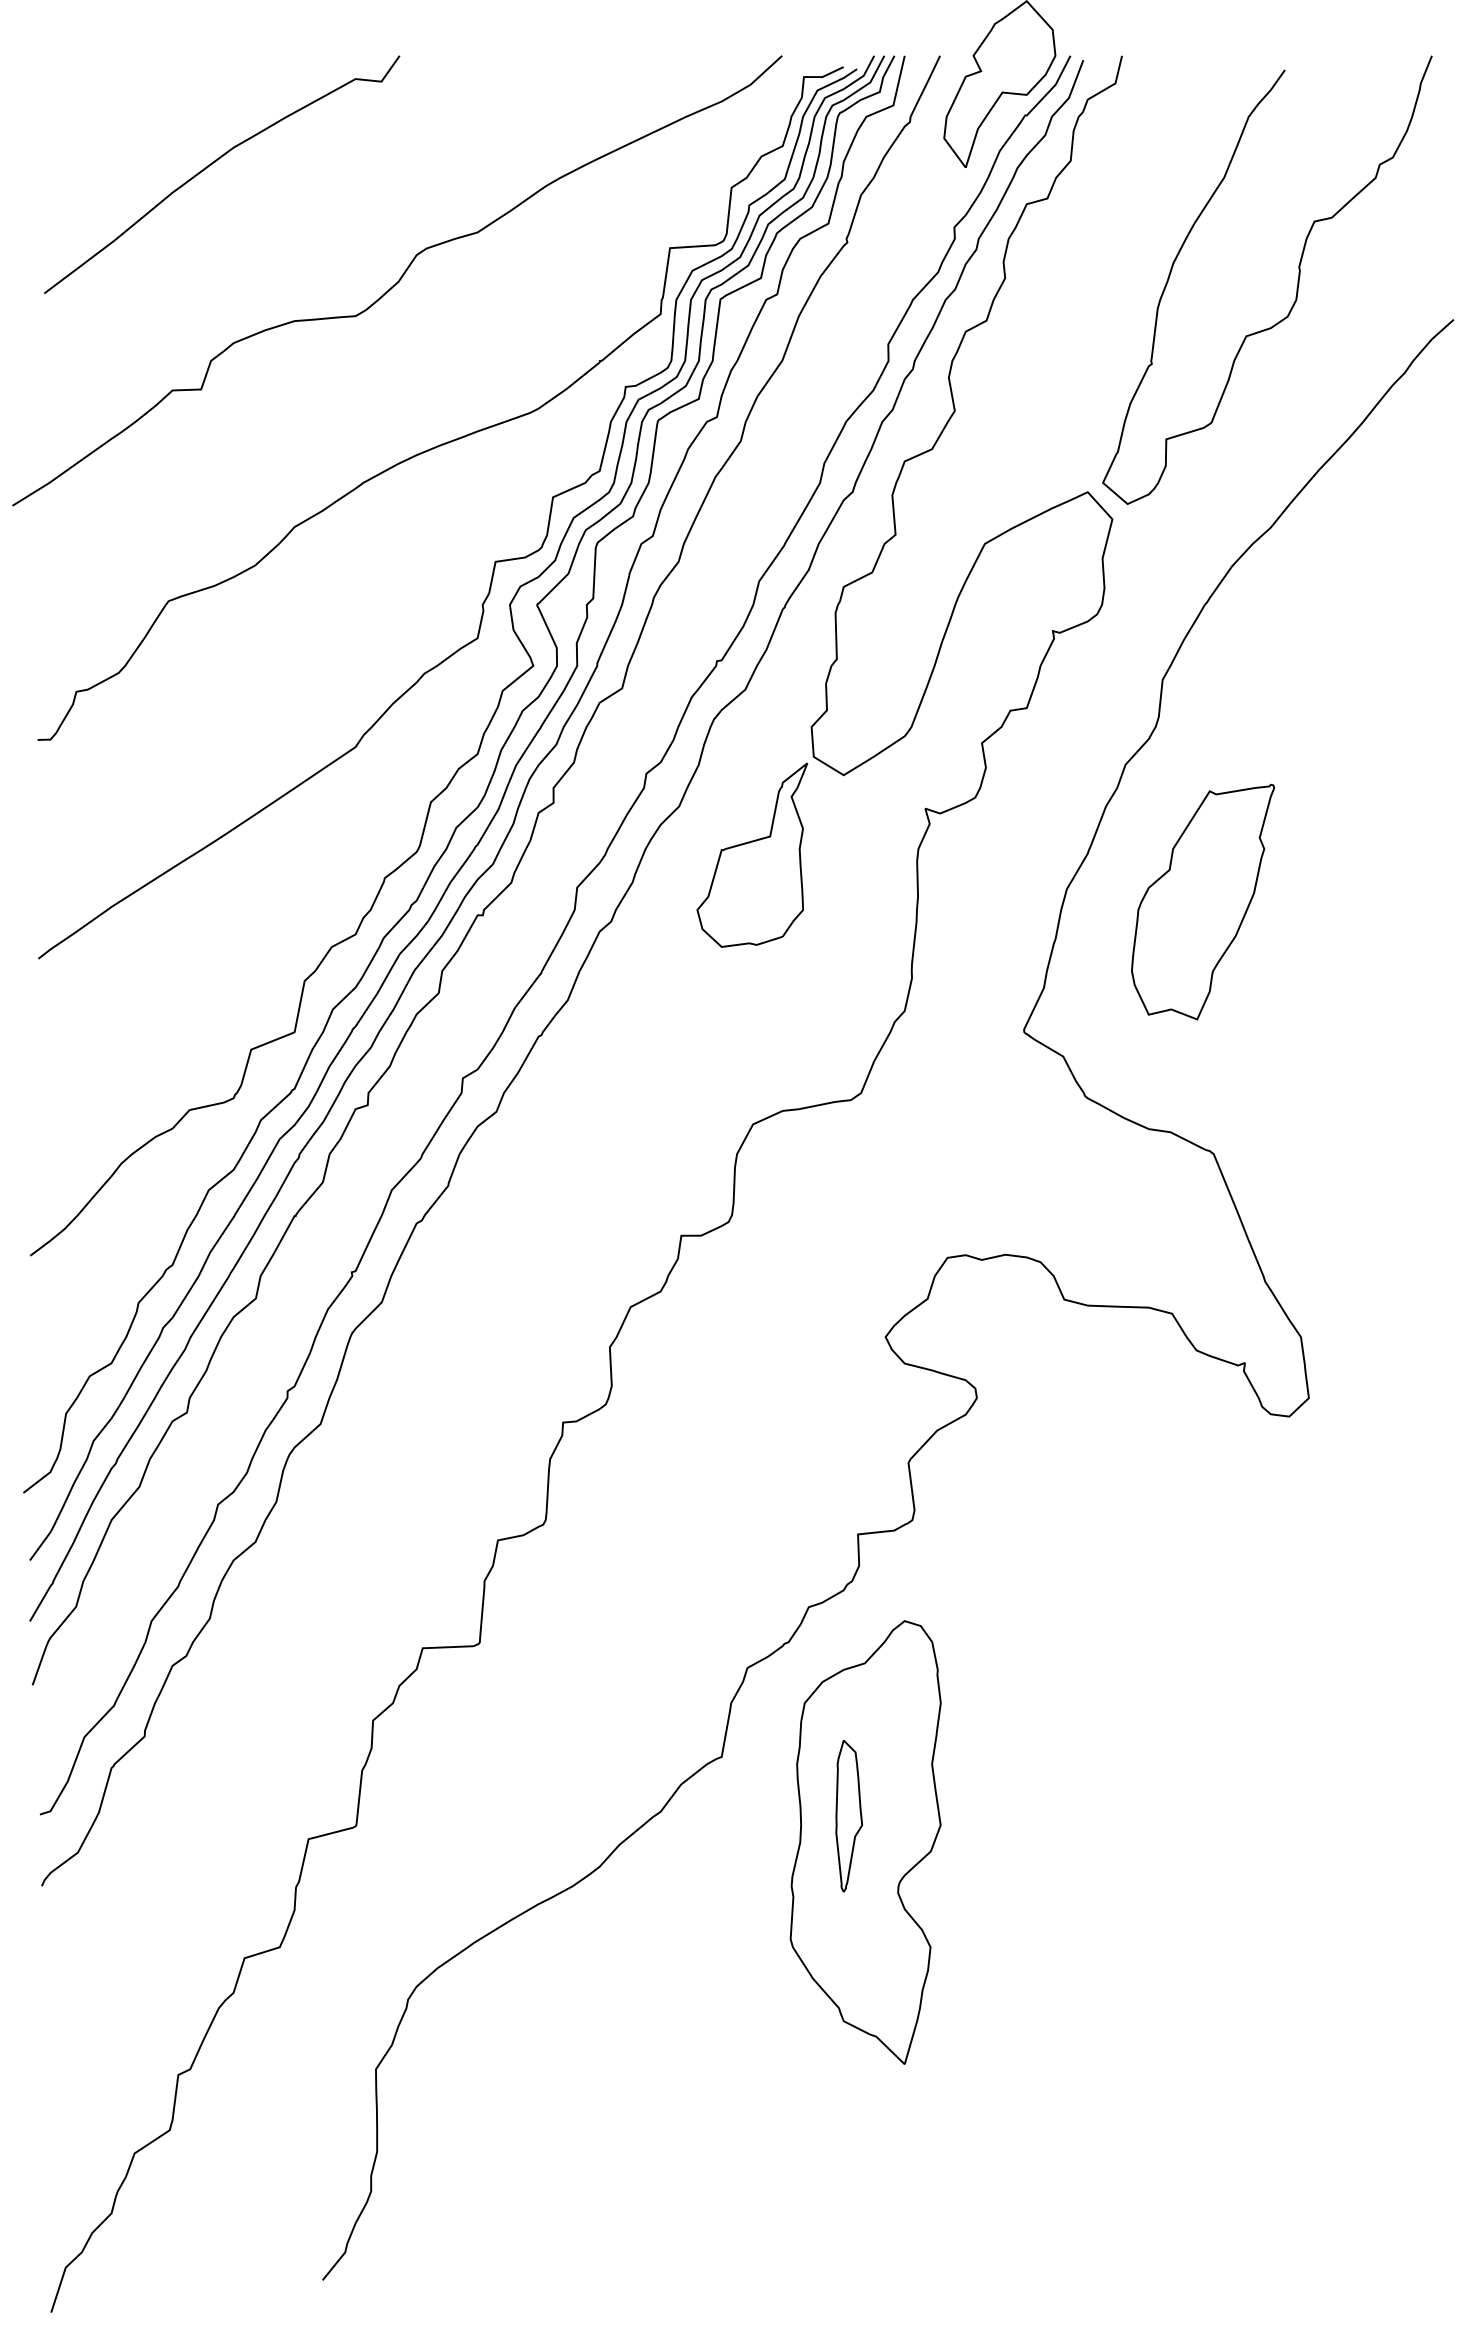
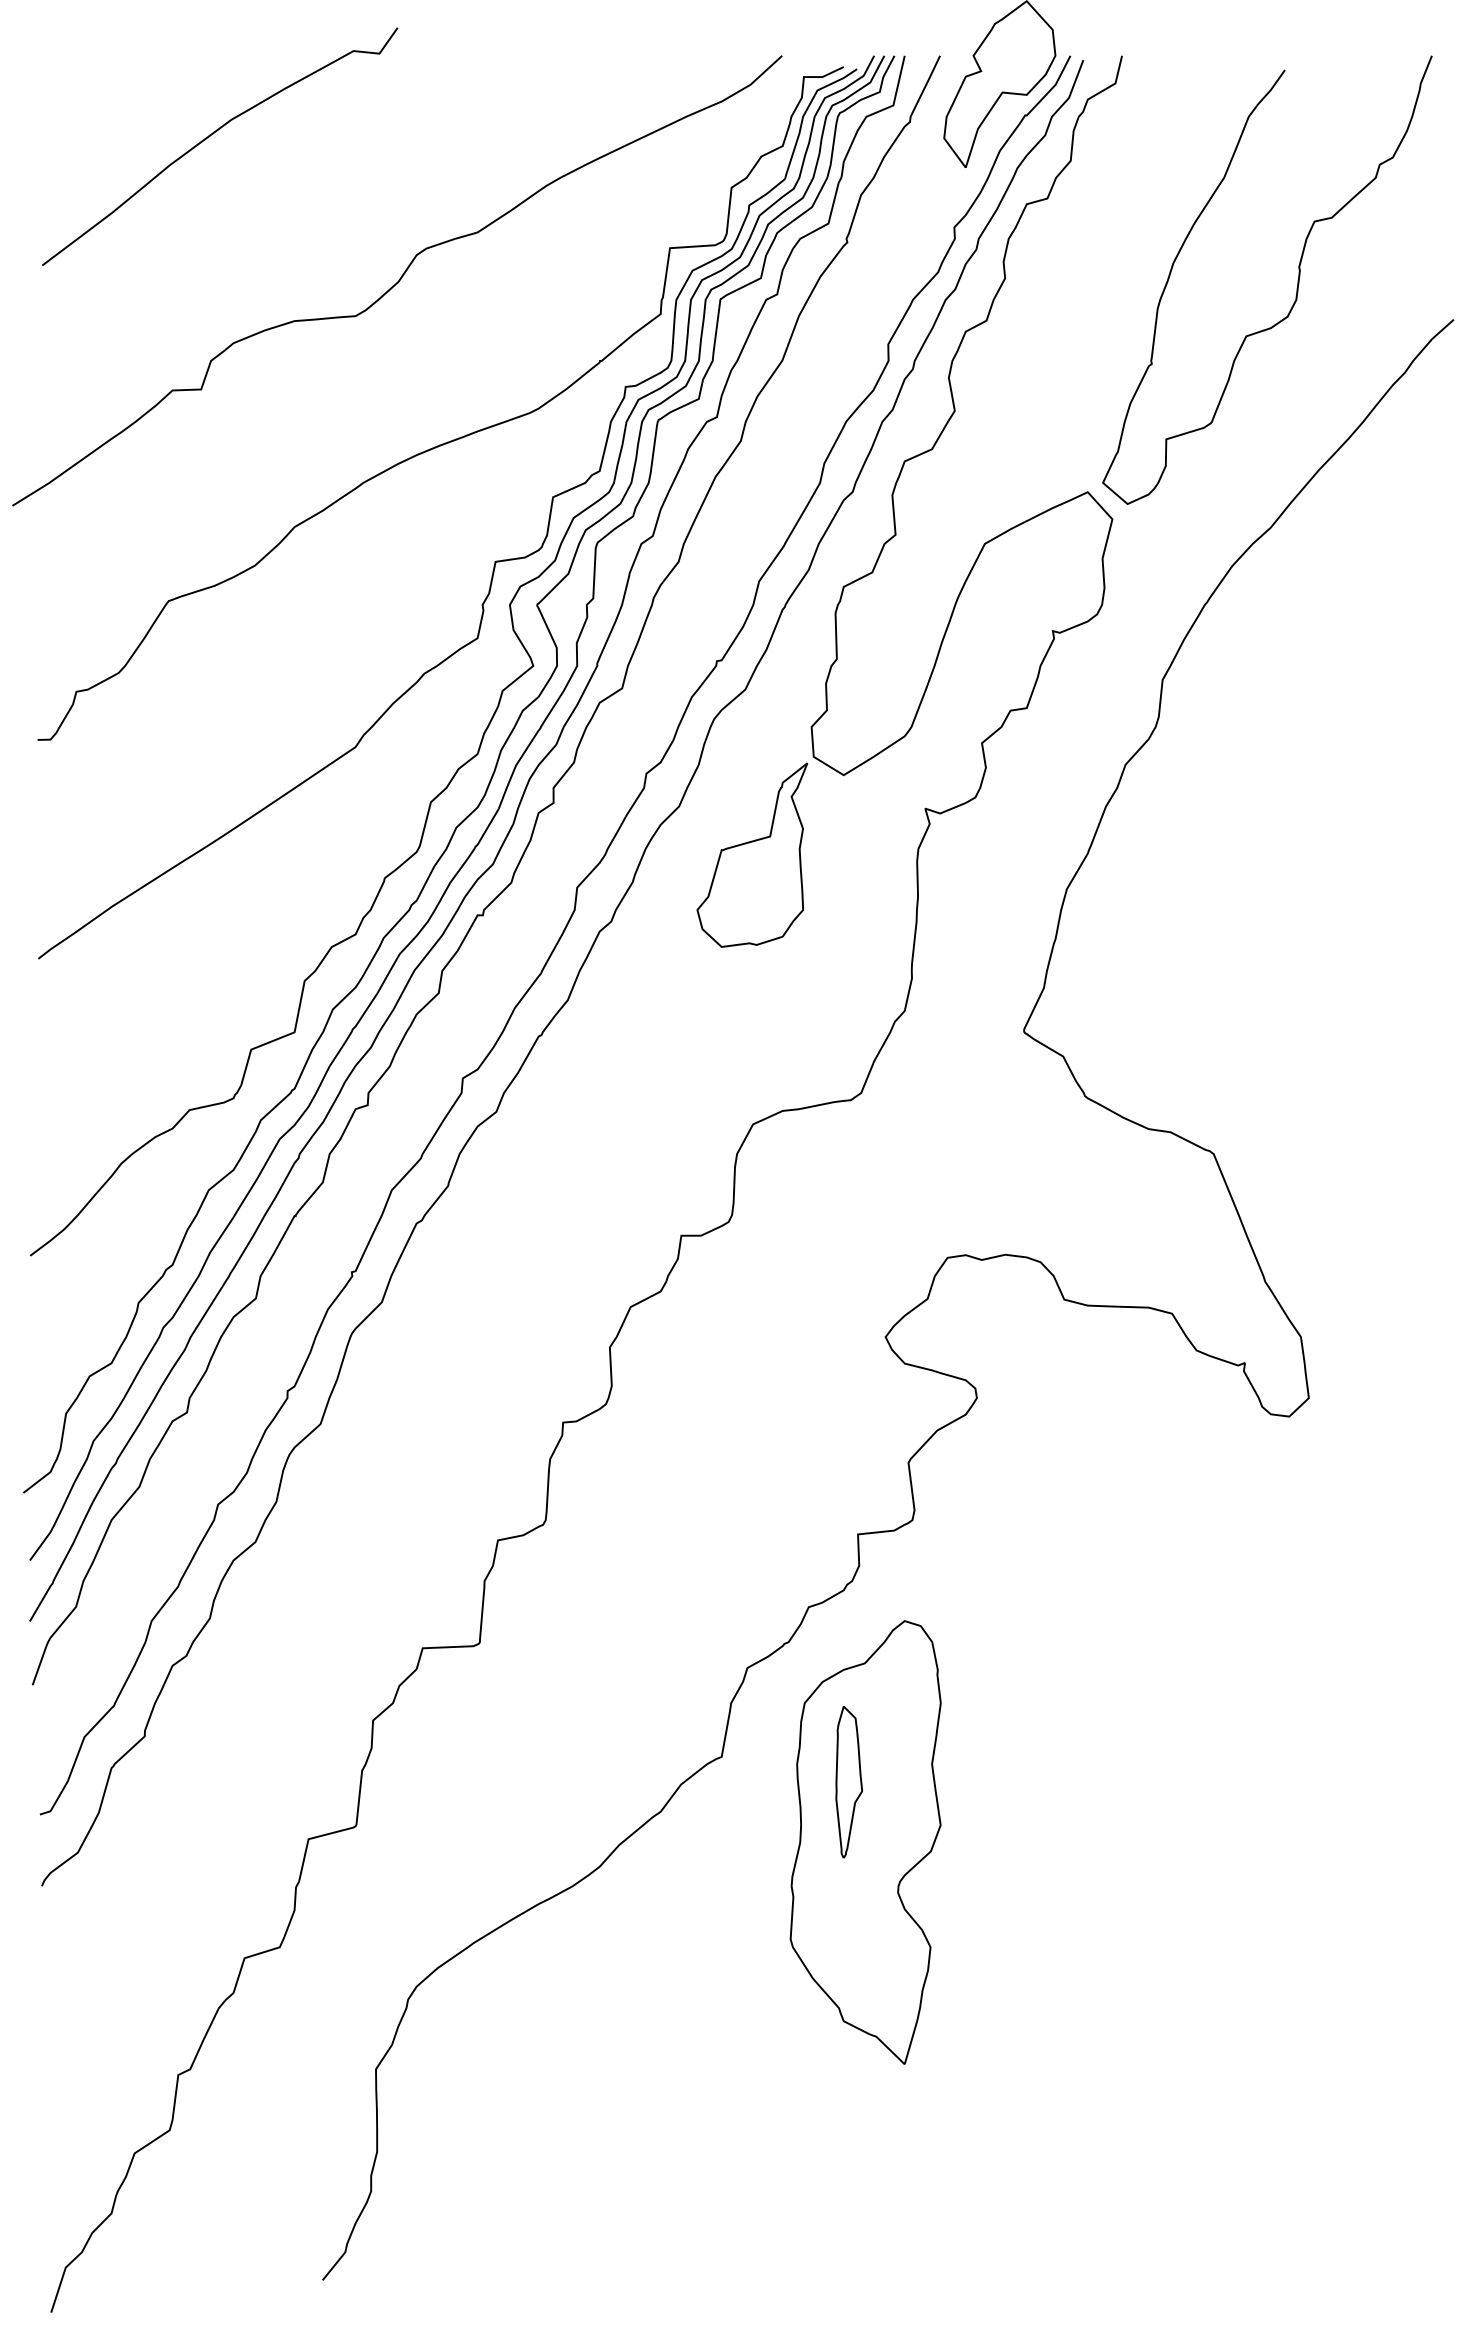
curve position: (215, 162) -> (213, 134) (213, 134)
part: present -> none (1203, 901)
part position: (849, 1816) -> (849, 1782) (849, 1782)
